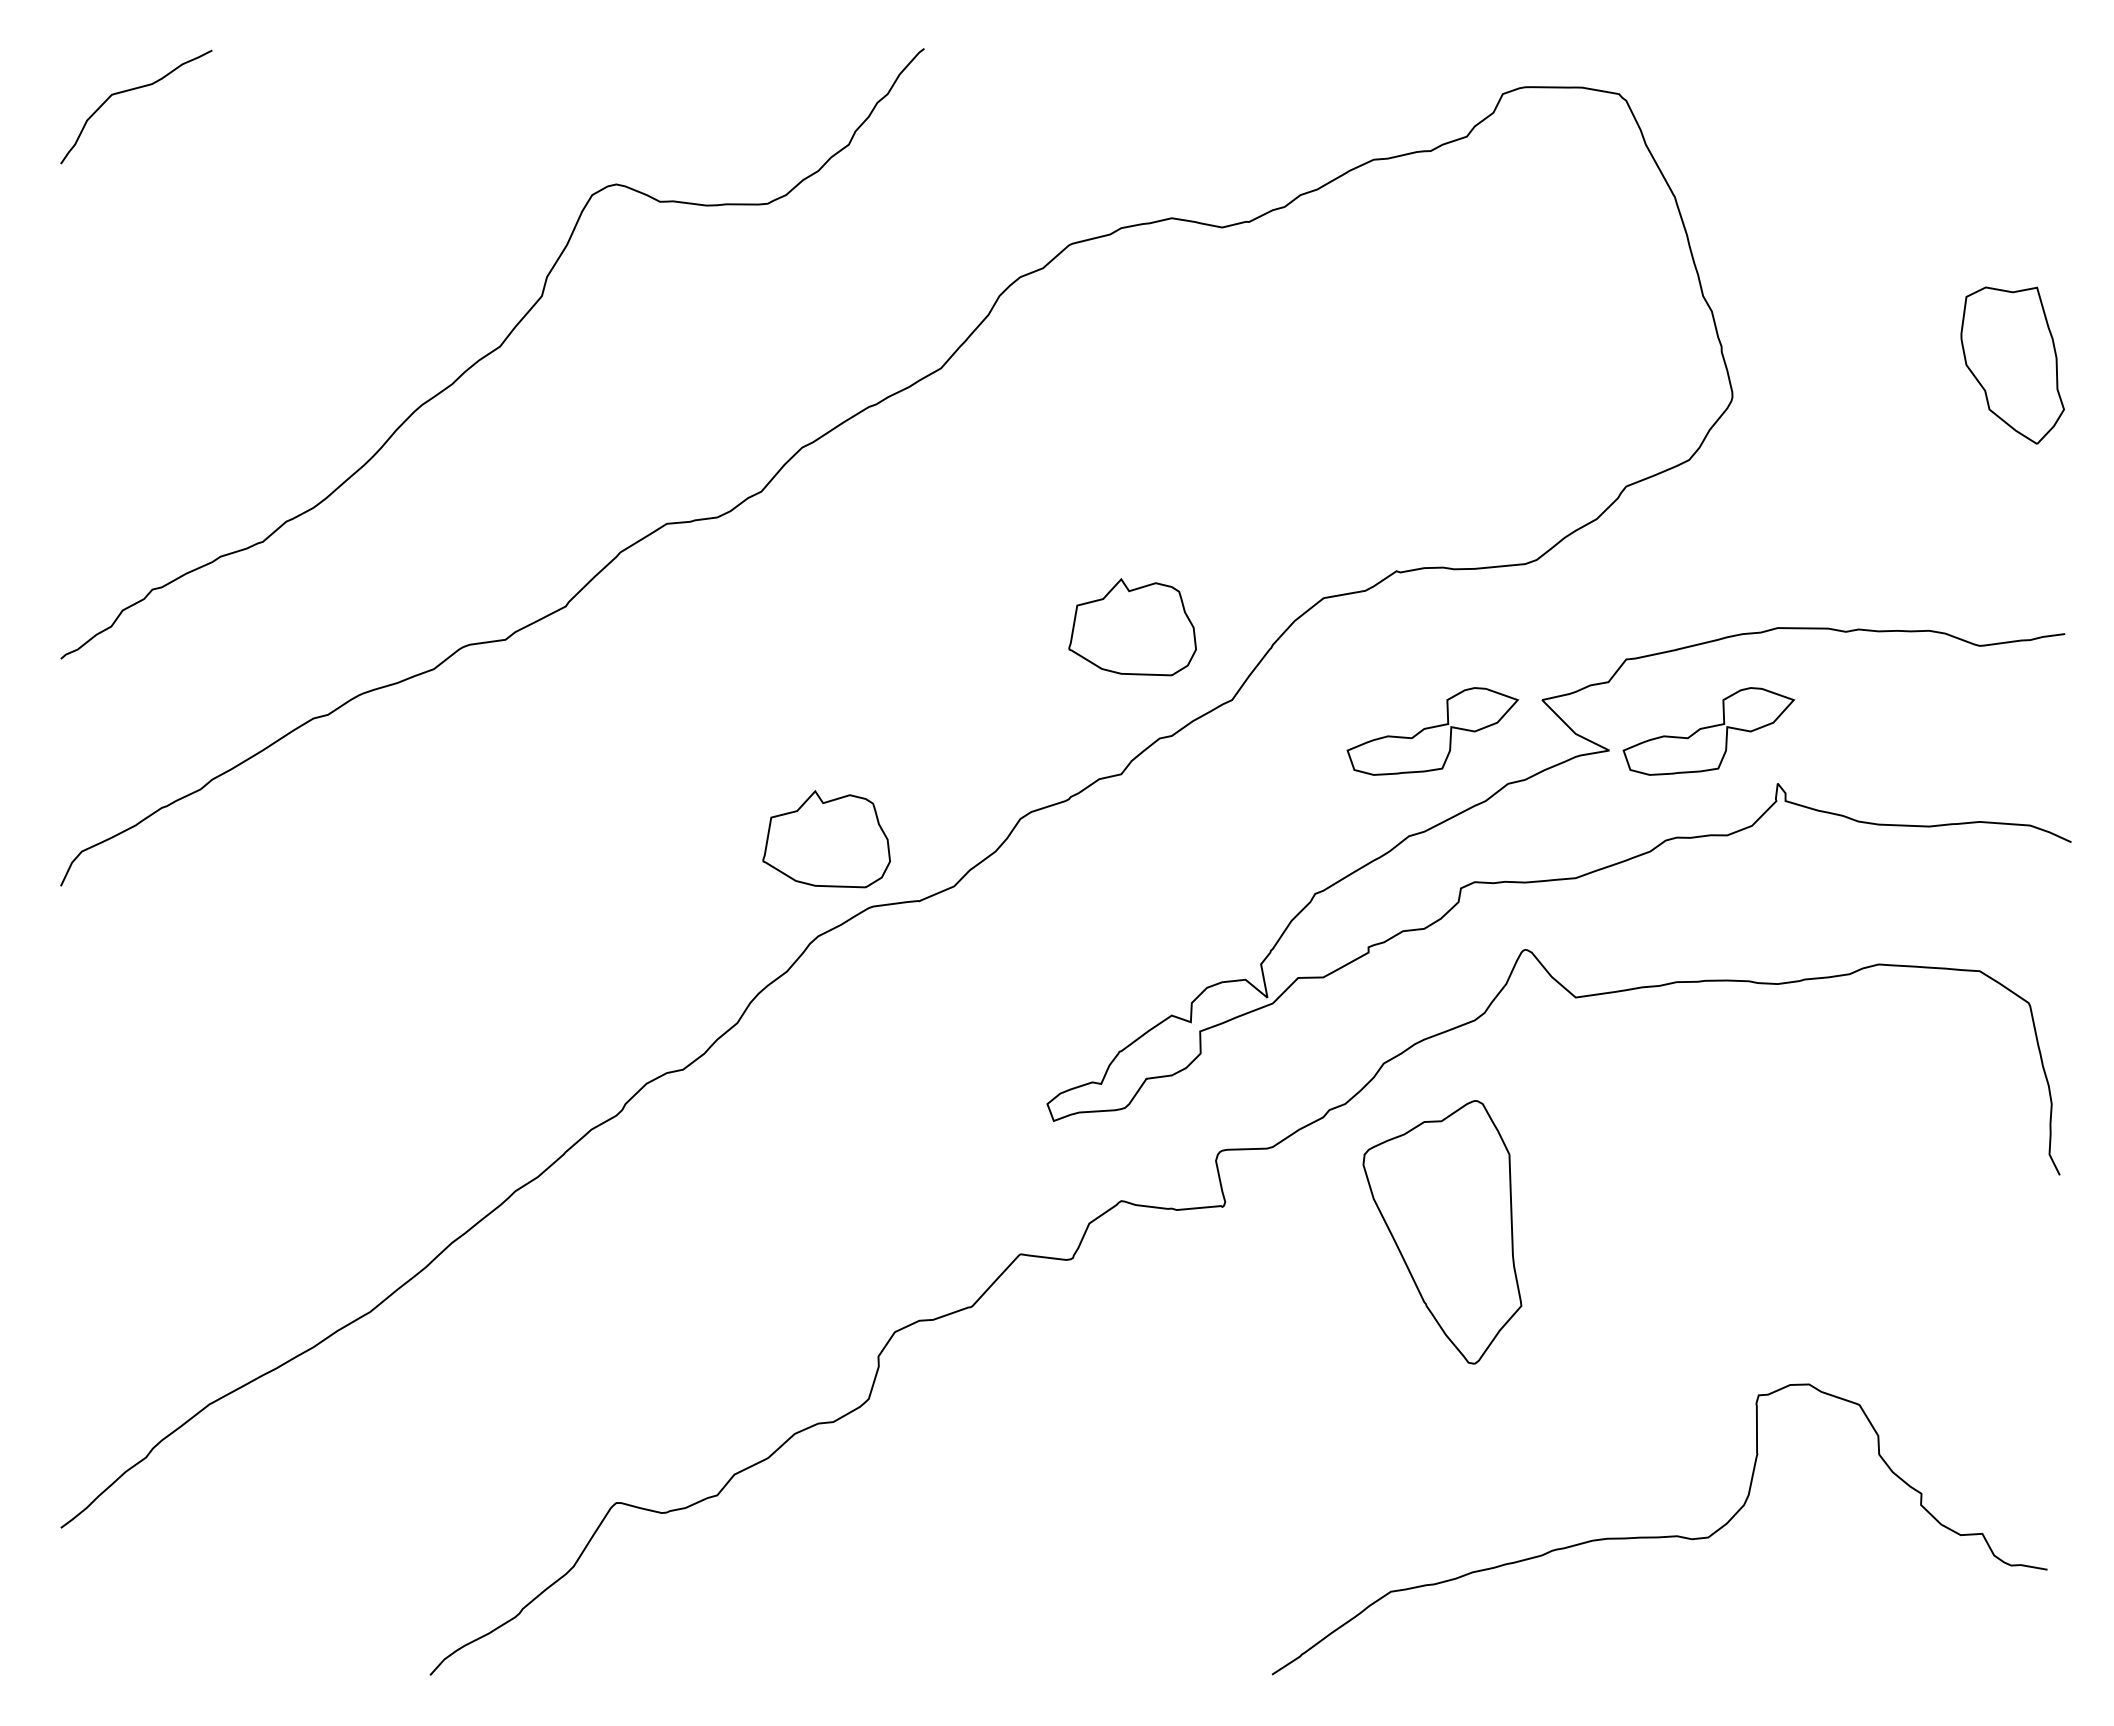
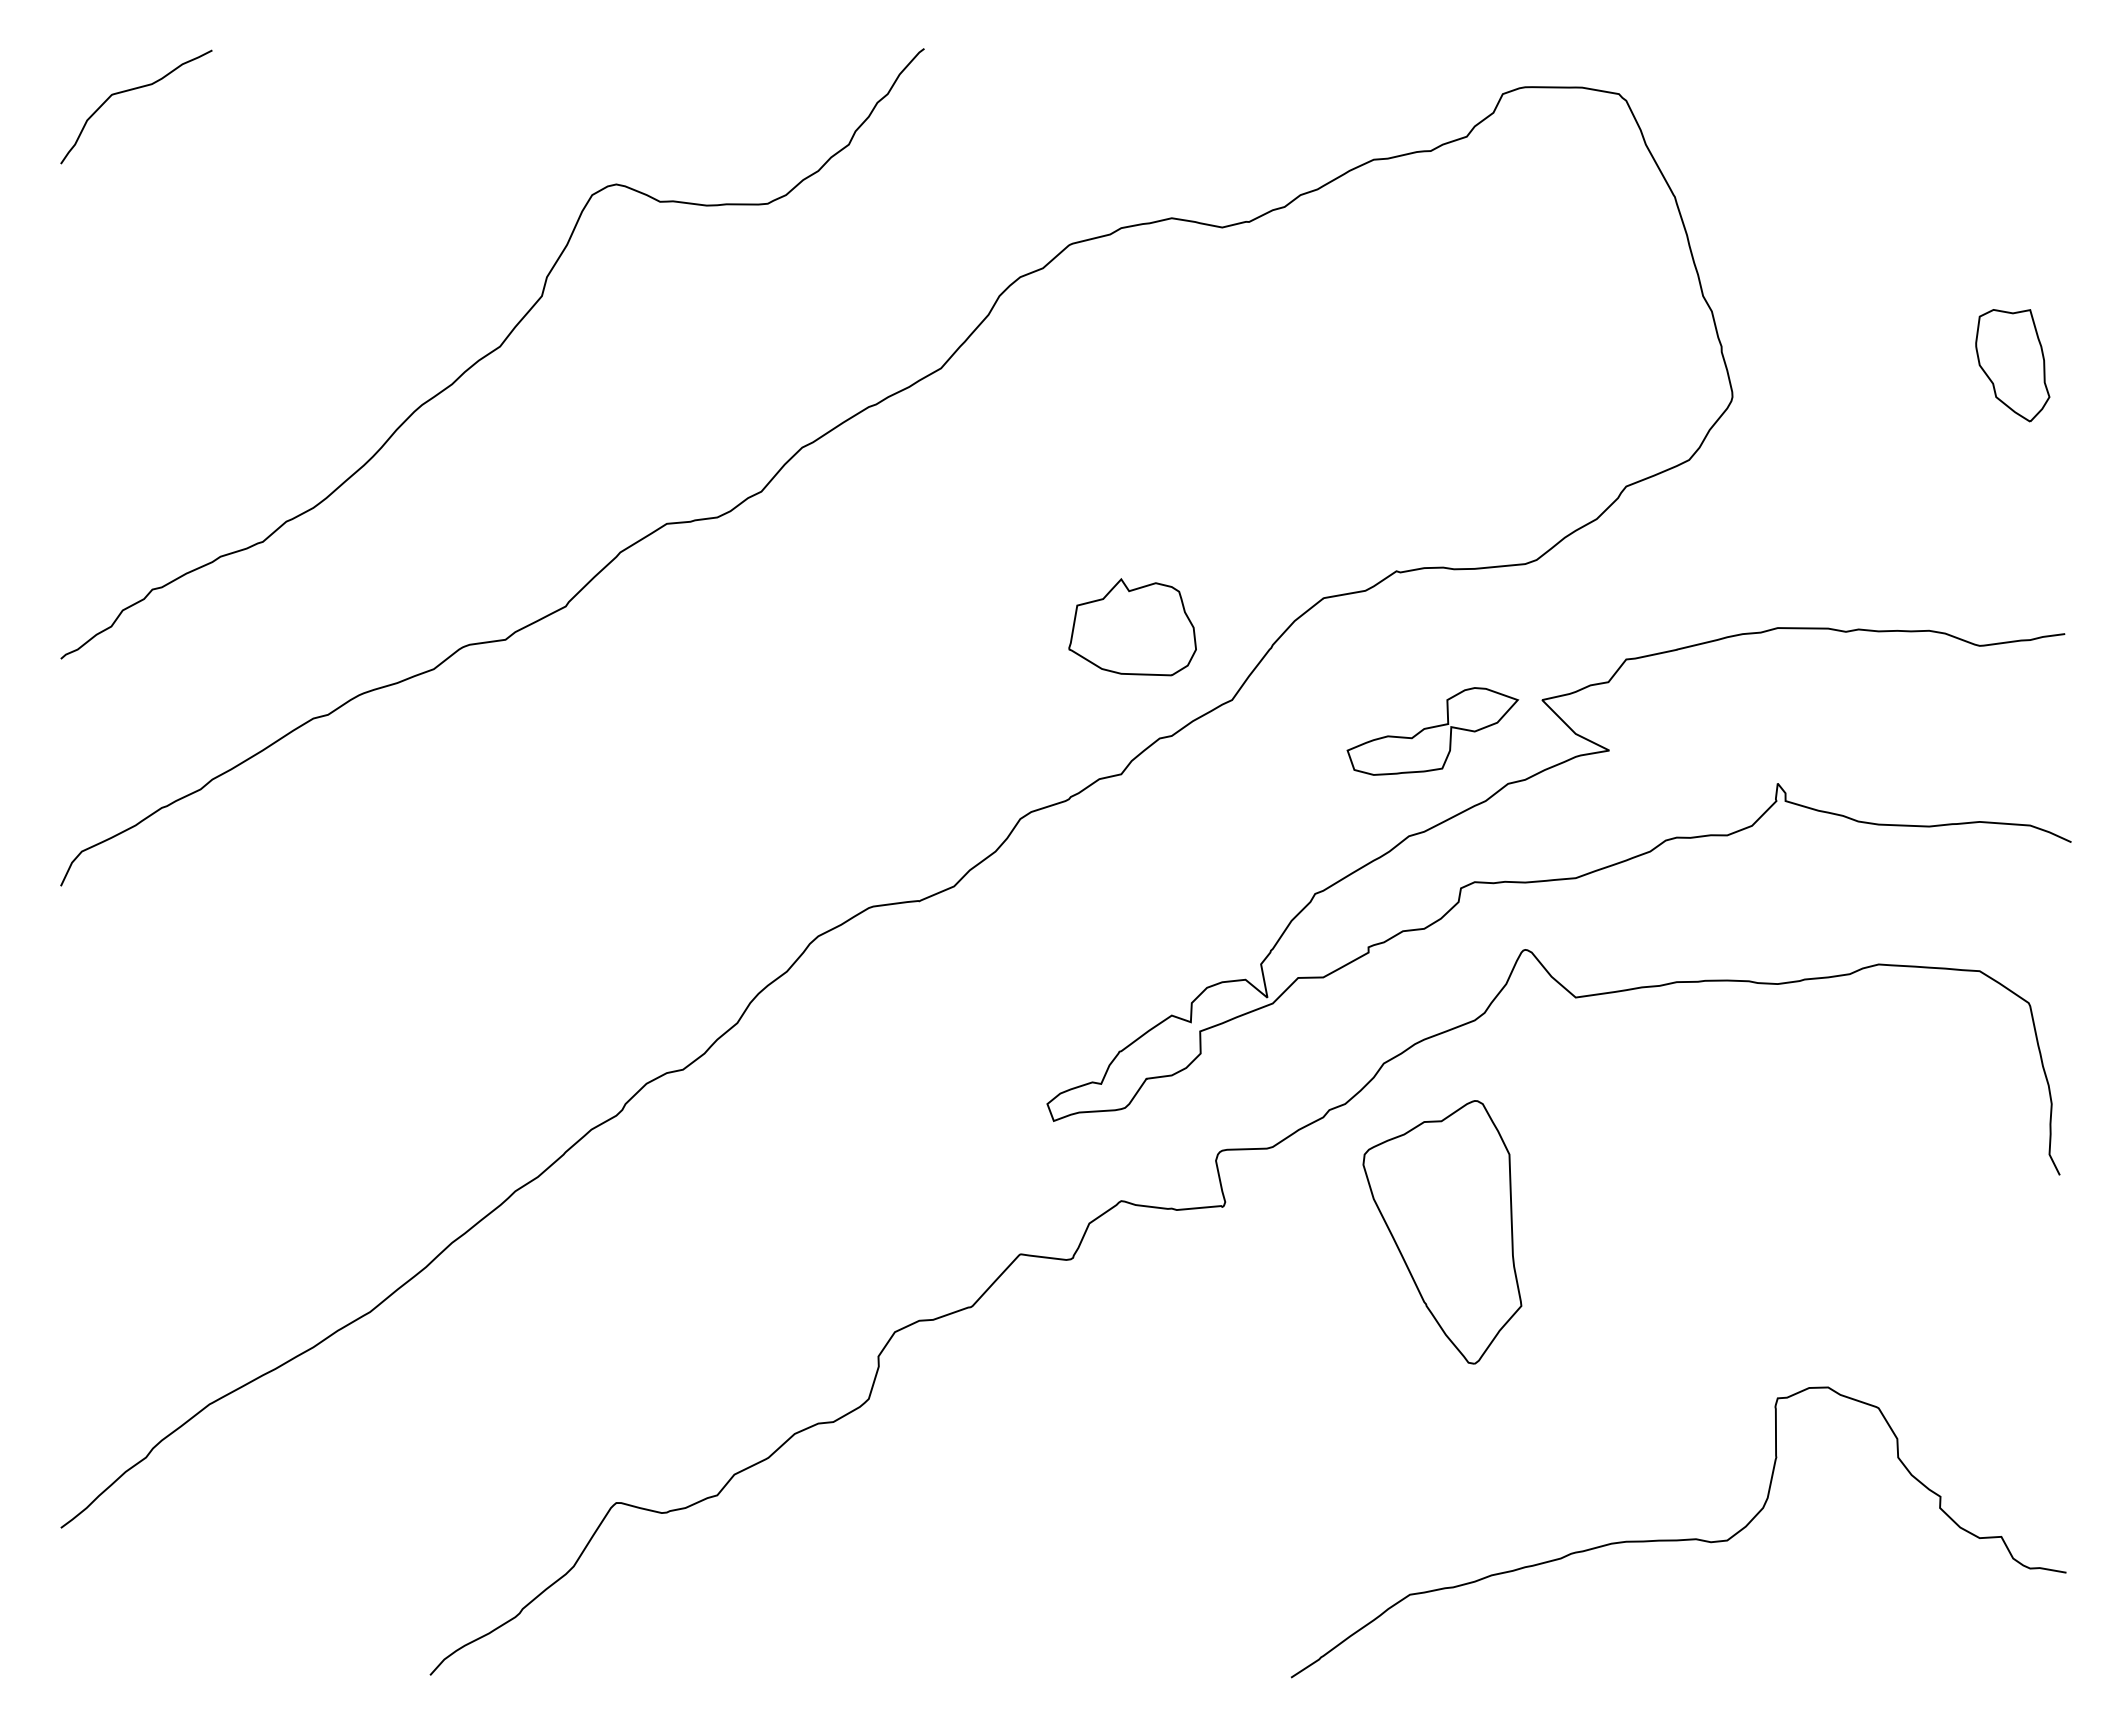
part size: 105x159 px -> 76x114 px (2012, 365)
part: present -> none (1708, 731)
part: present -> none (826, 839)
curve position: (1659, 1536) -> (1678, 1539) (1678, 1539)
